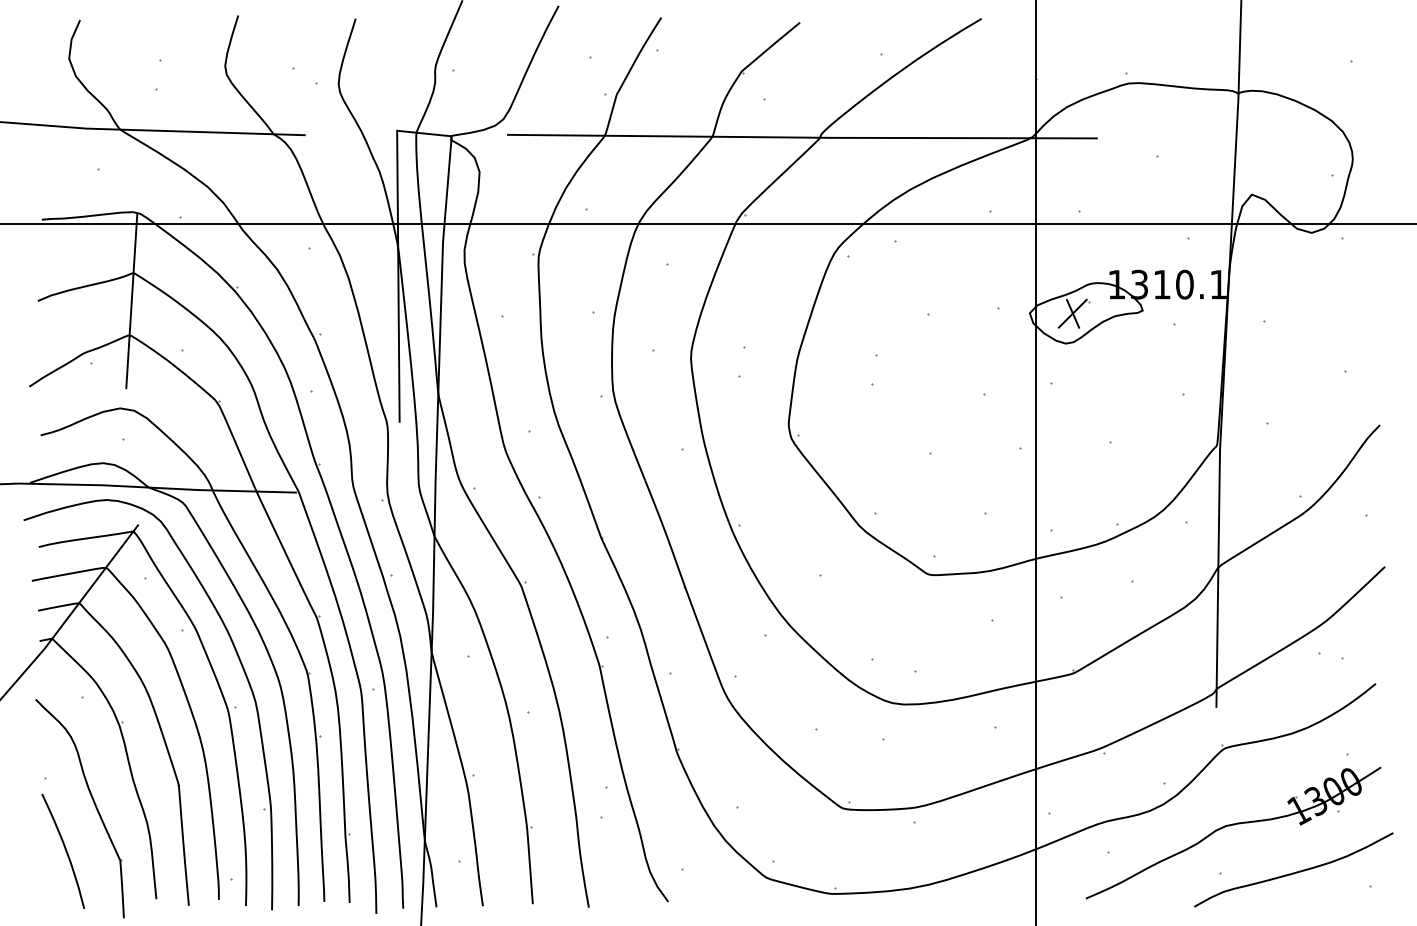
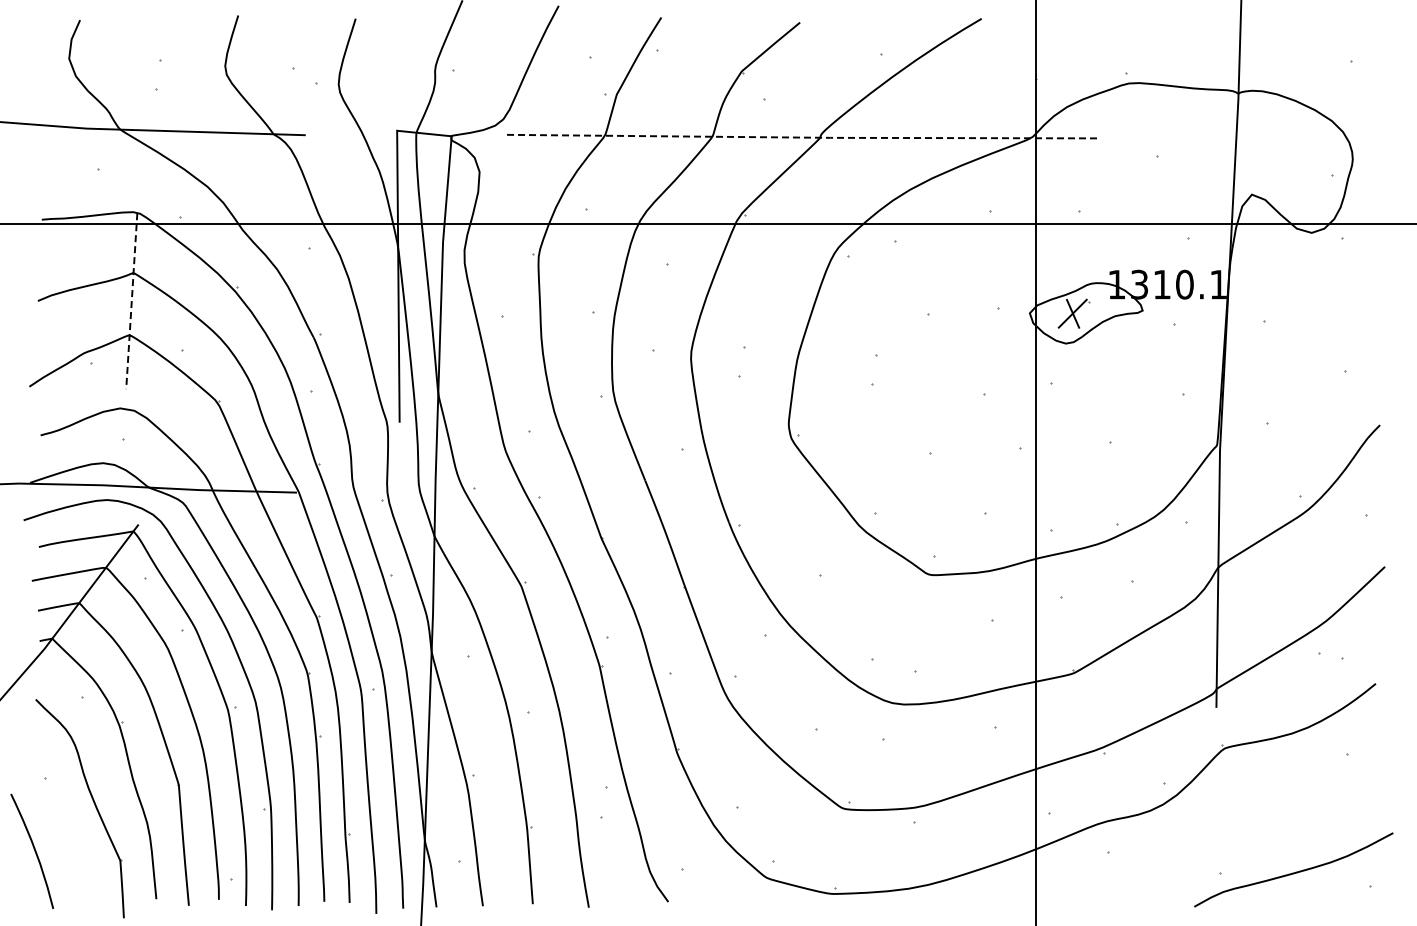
line: solid -> dashed (803, 137)
line: solid -> dashed (131, 301)
part: present -> none (1233, 825)
curve position: (64, 849) -> (33, 849) (33, 849)
